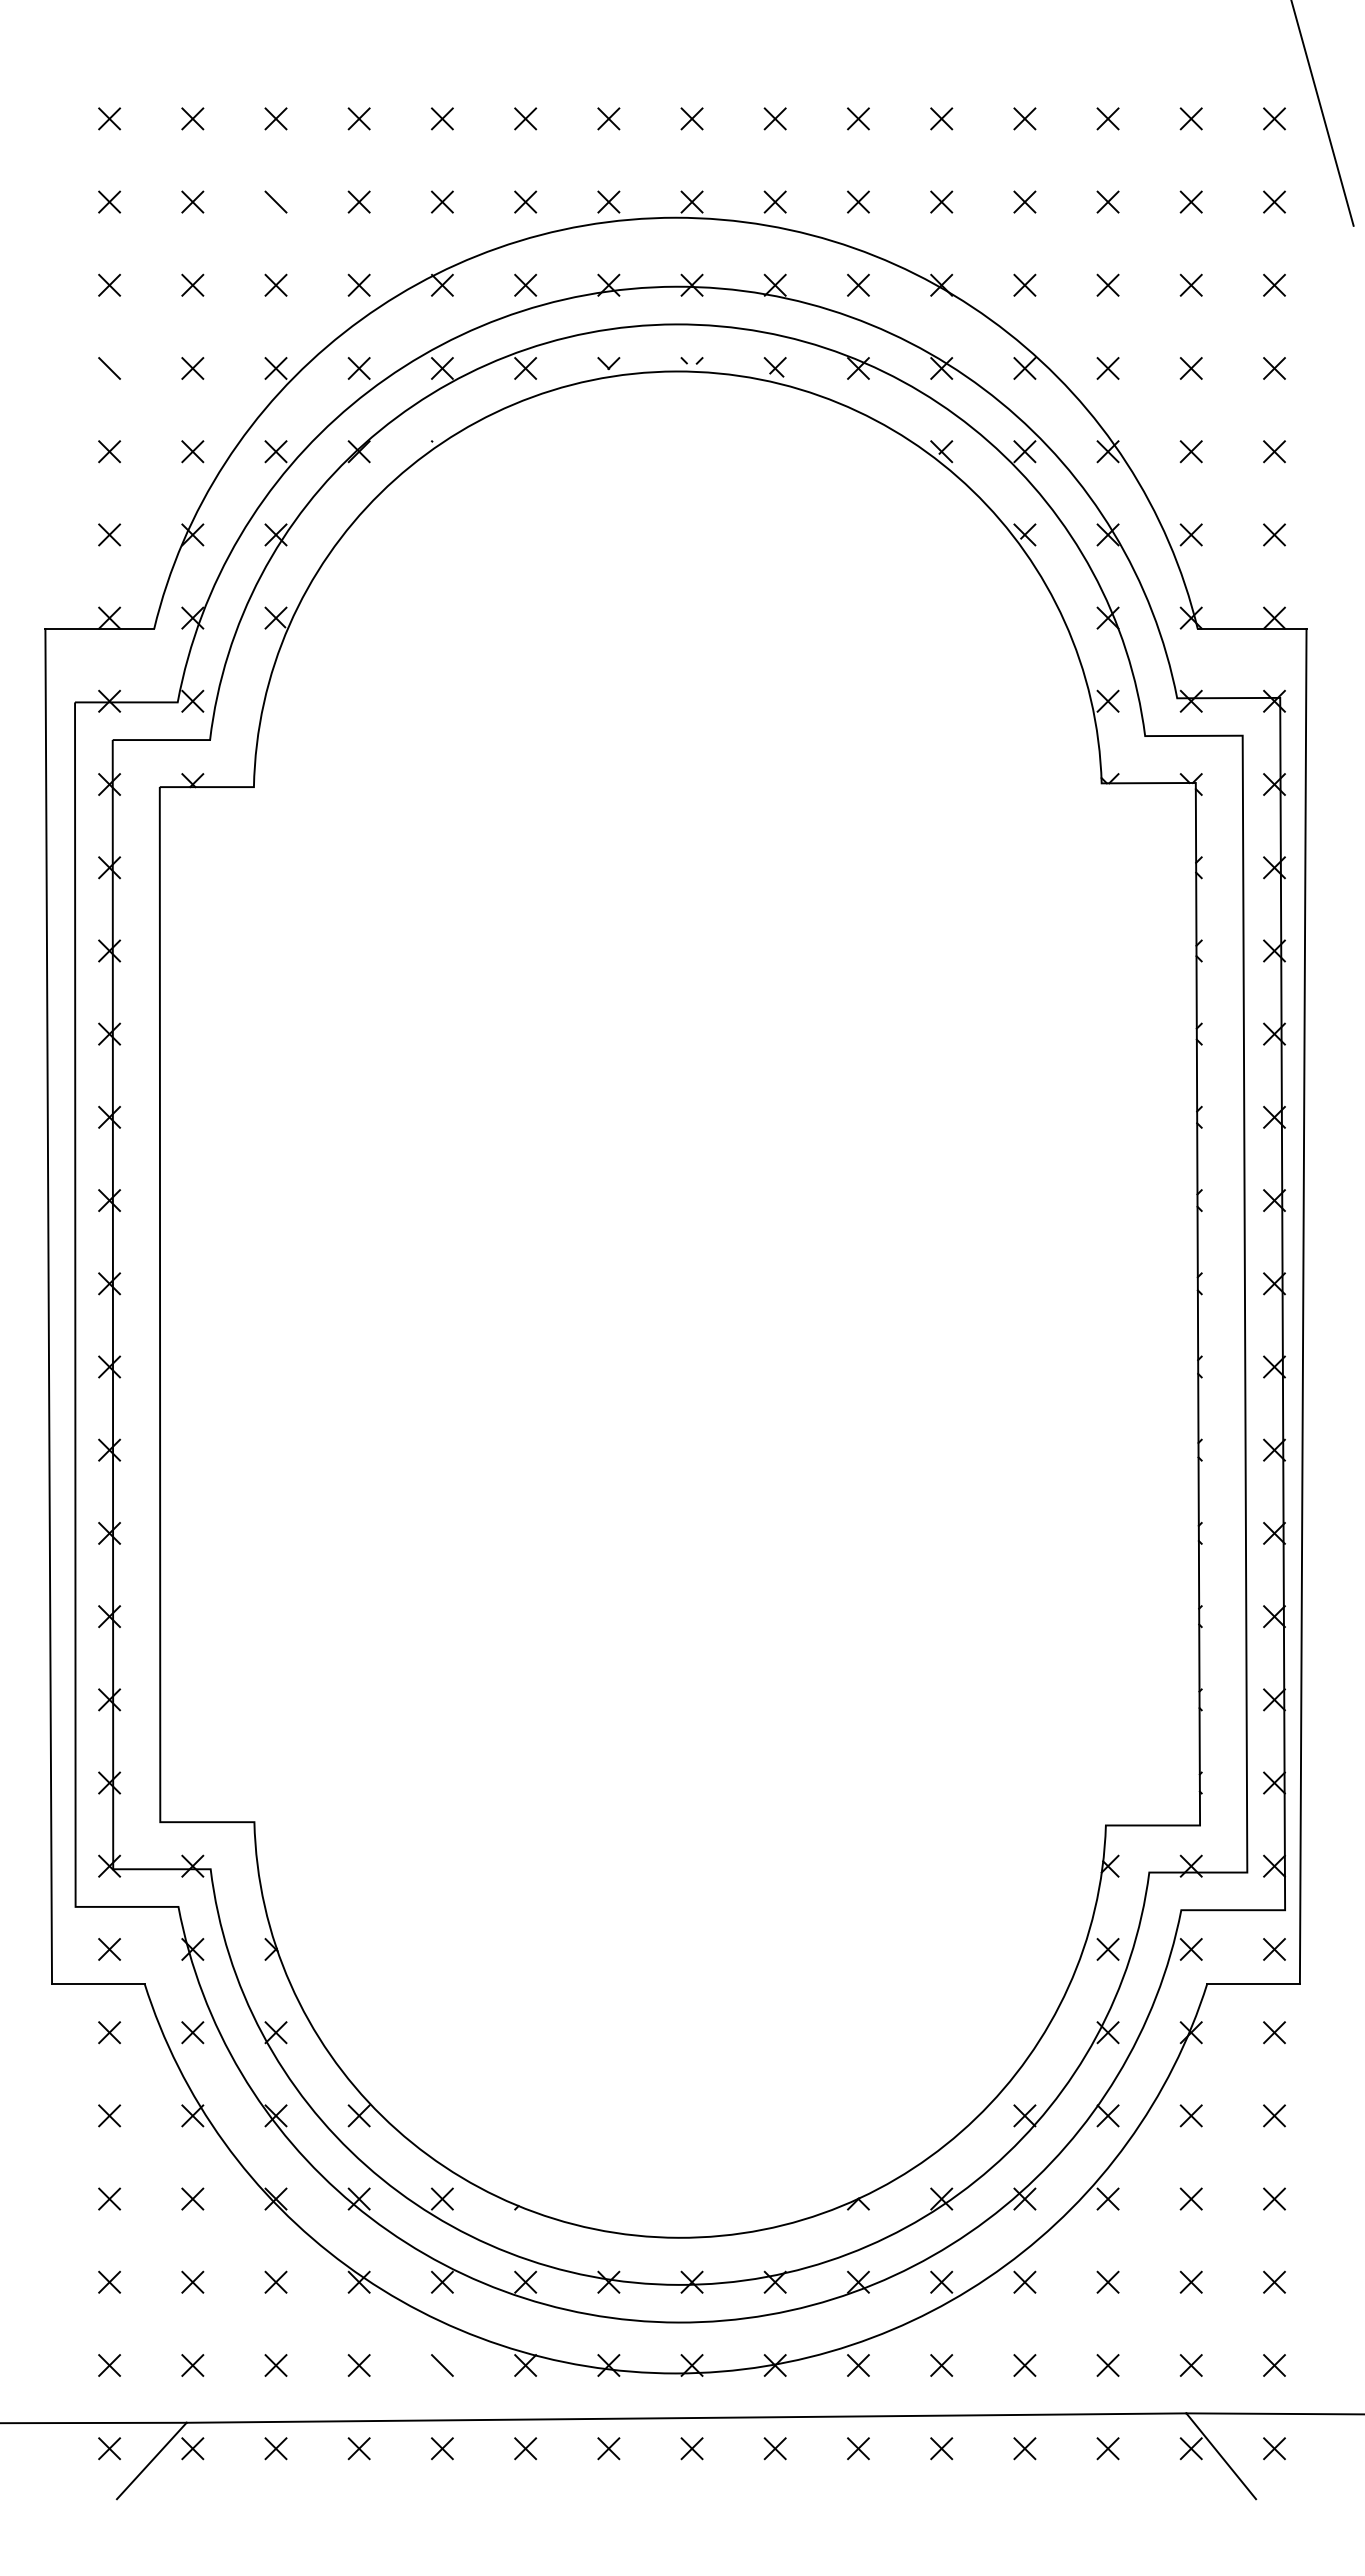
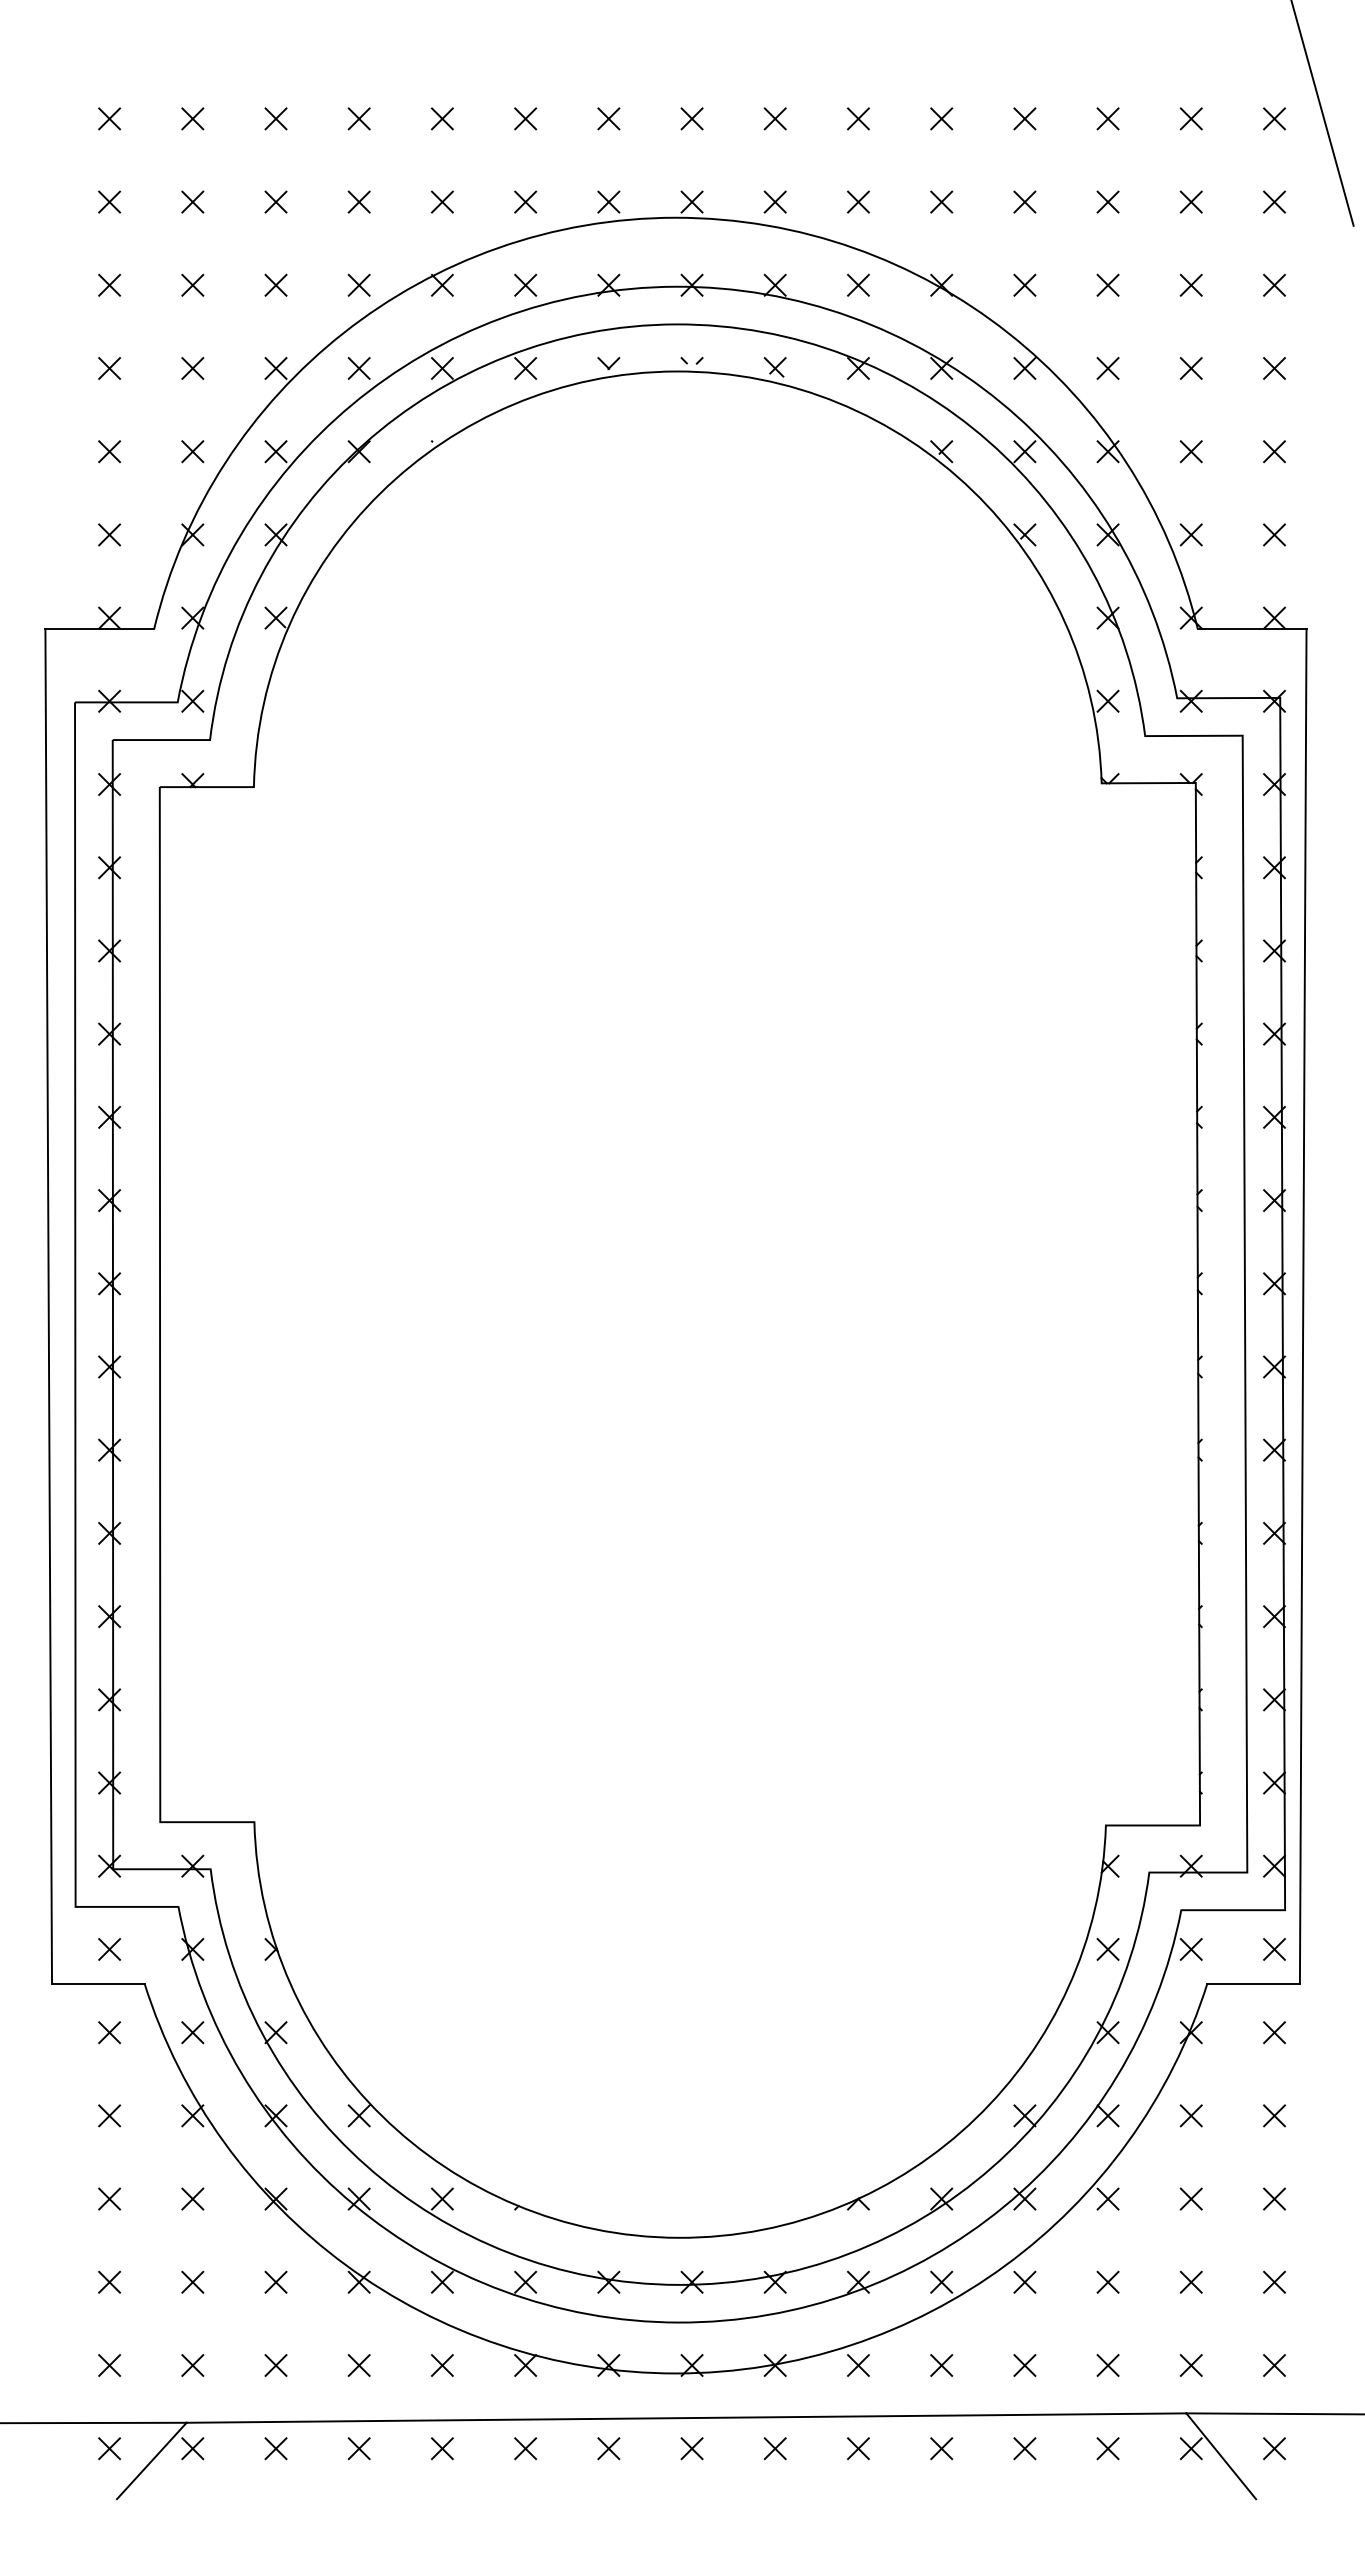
line: none -> present (275, 201)
line: none -> present (109, 368)
line: none -> present (442, 2365)
